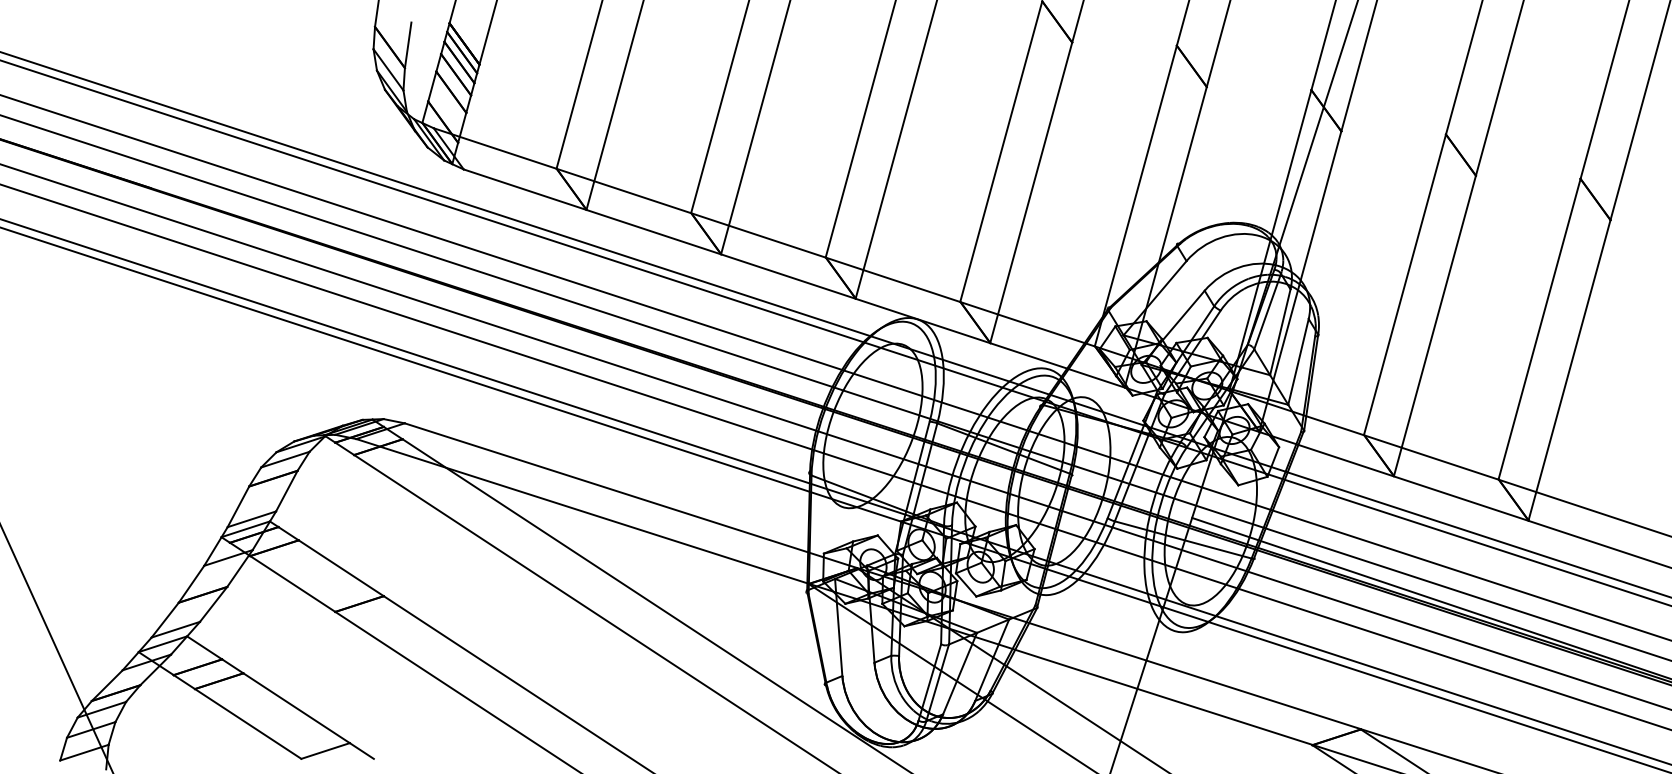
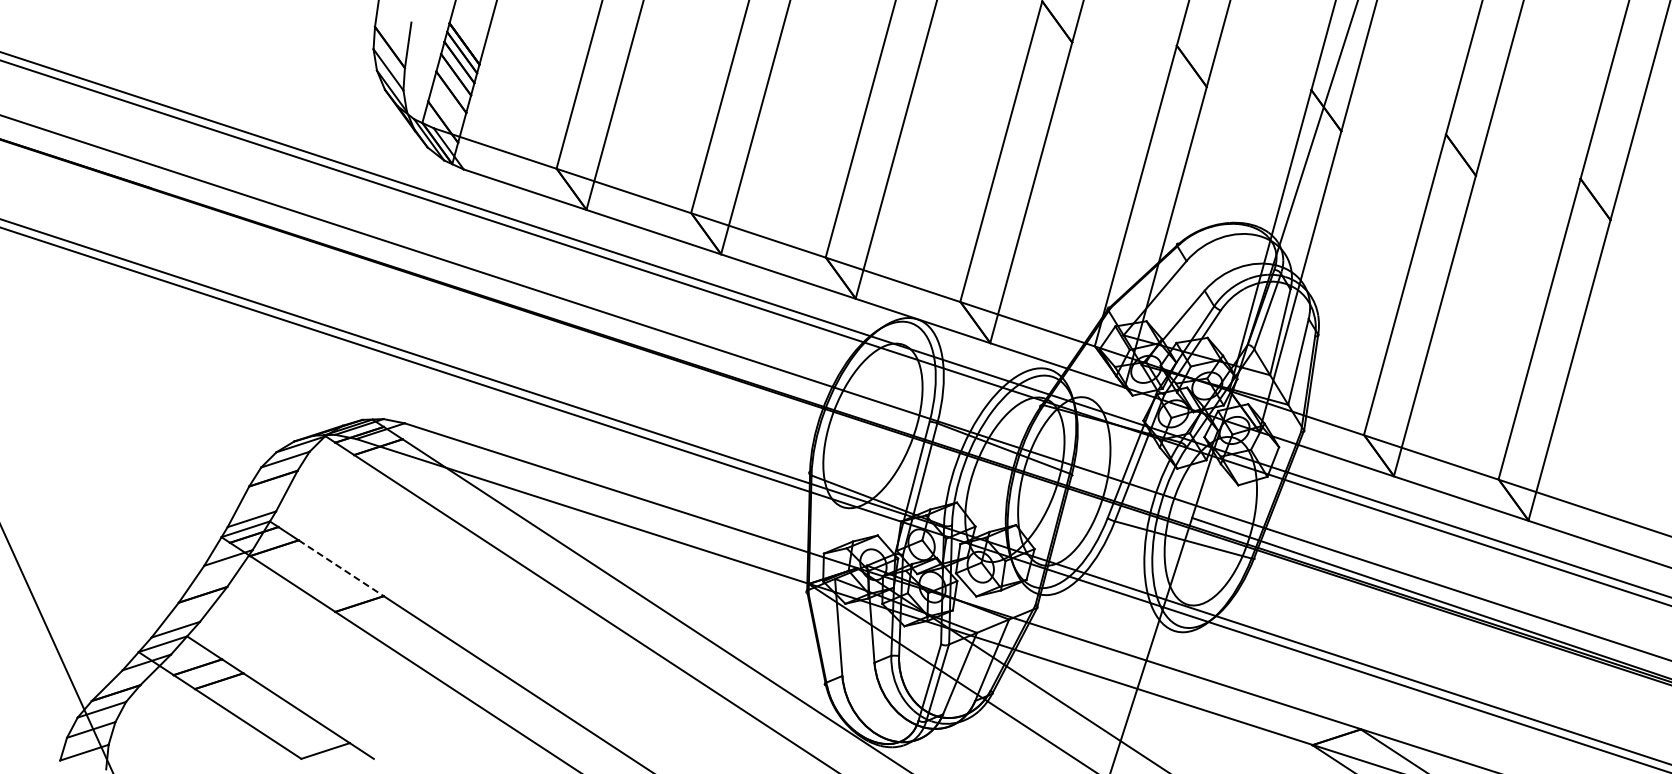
line: present -> none (835, 367)
line: present -> none (835, 436)
line: present -> none (835, 457)
line: solid -> dashed (341, 568)
